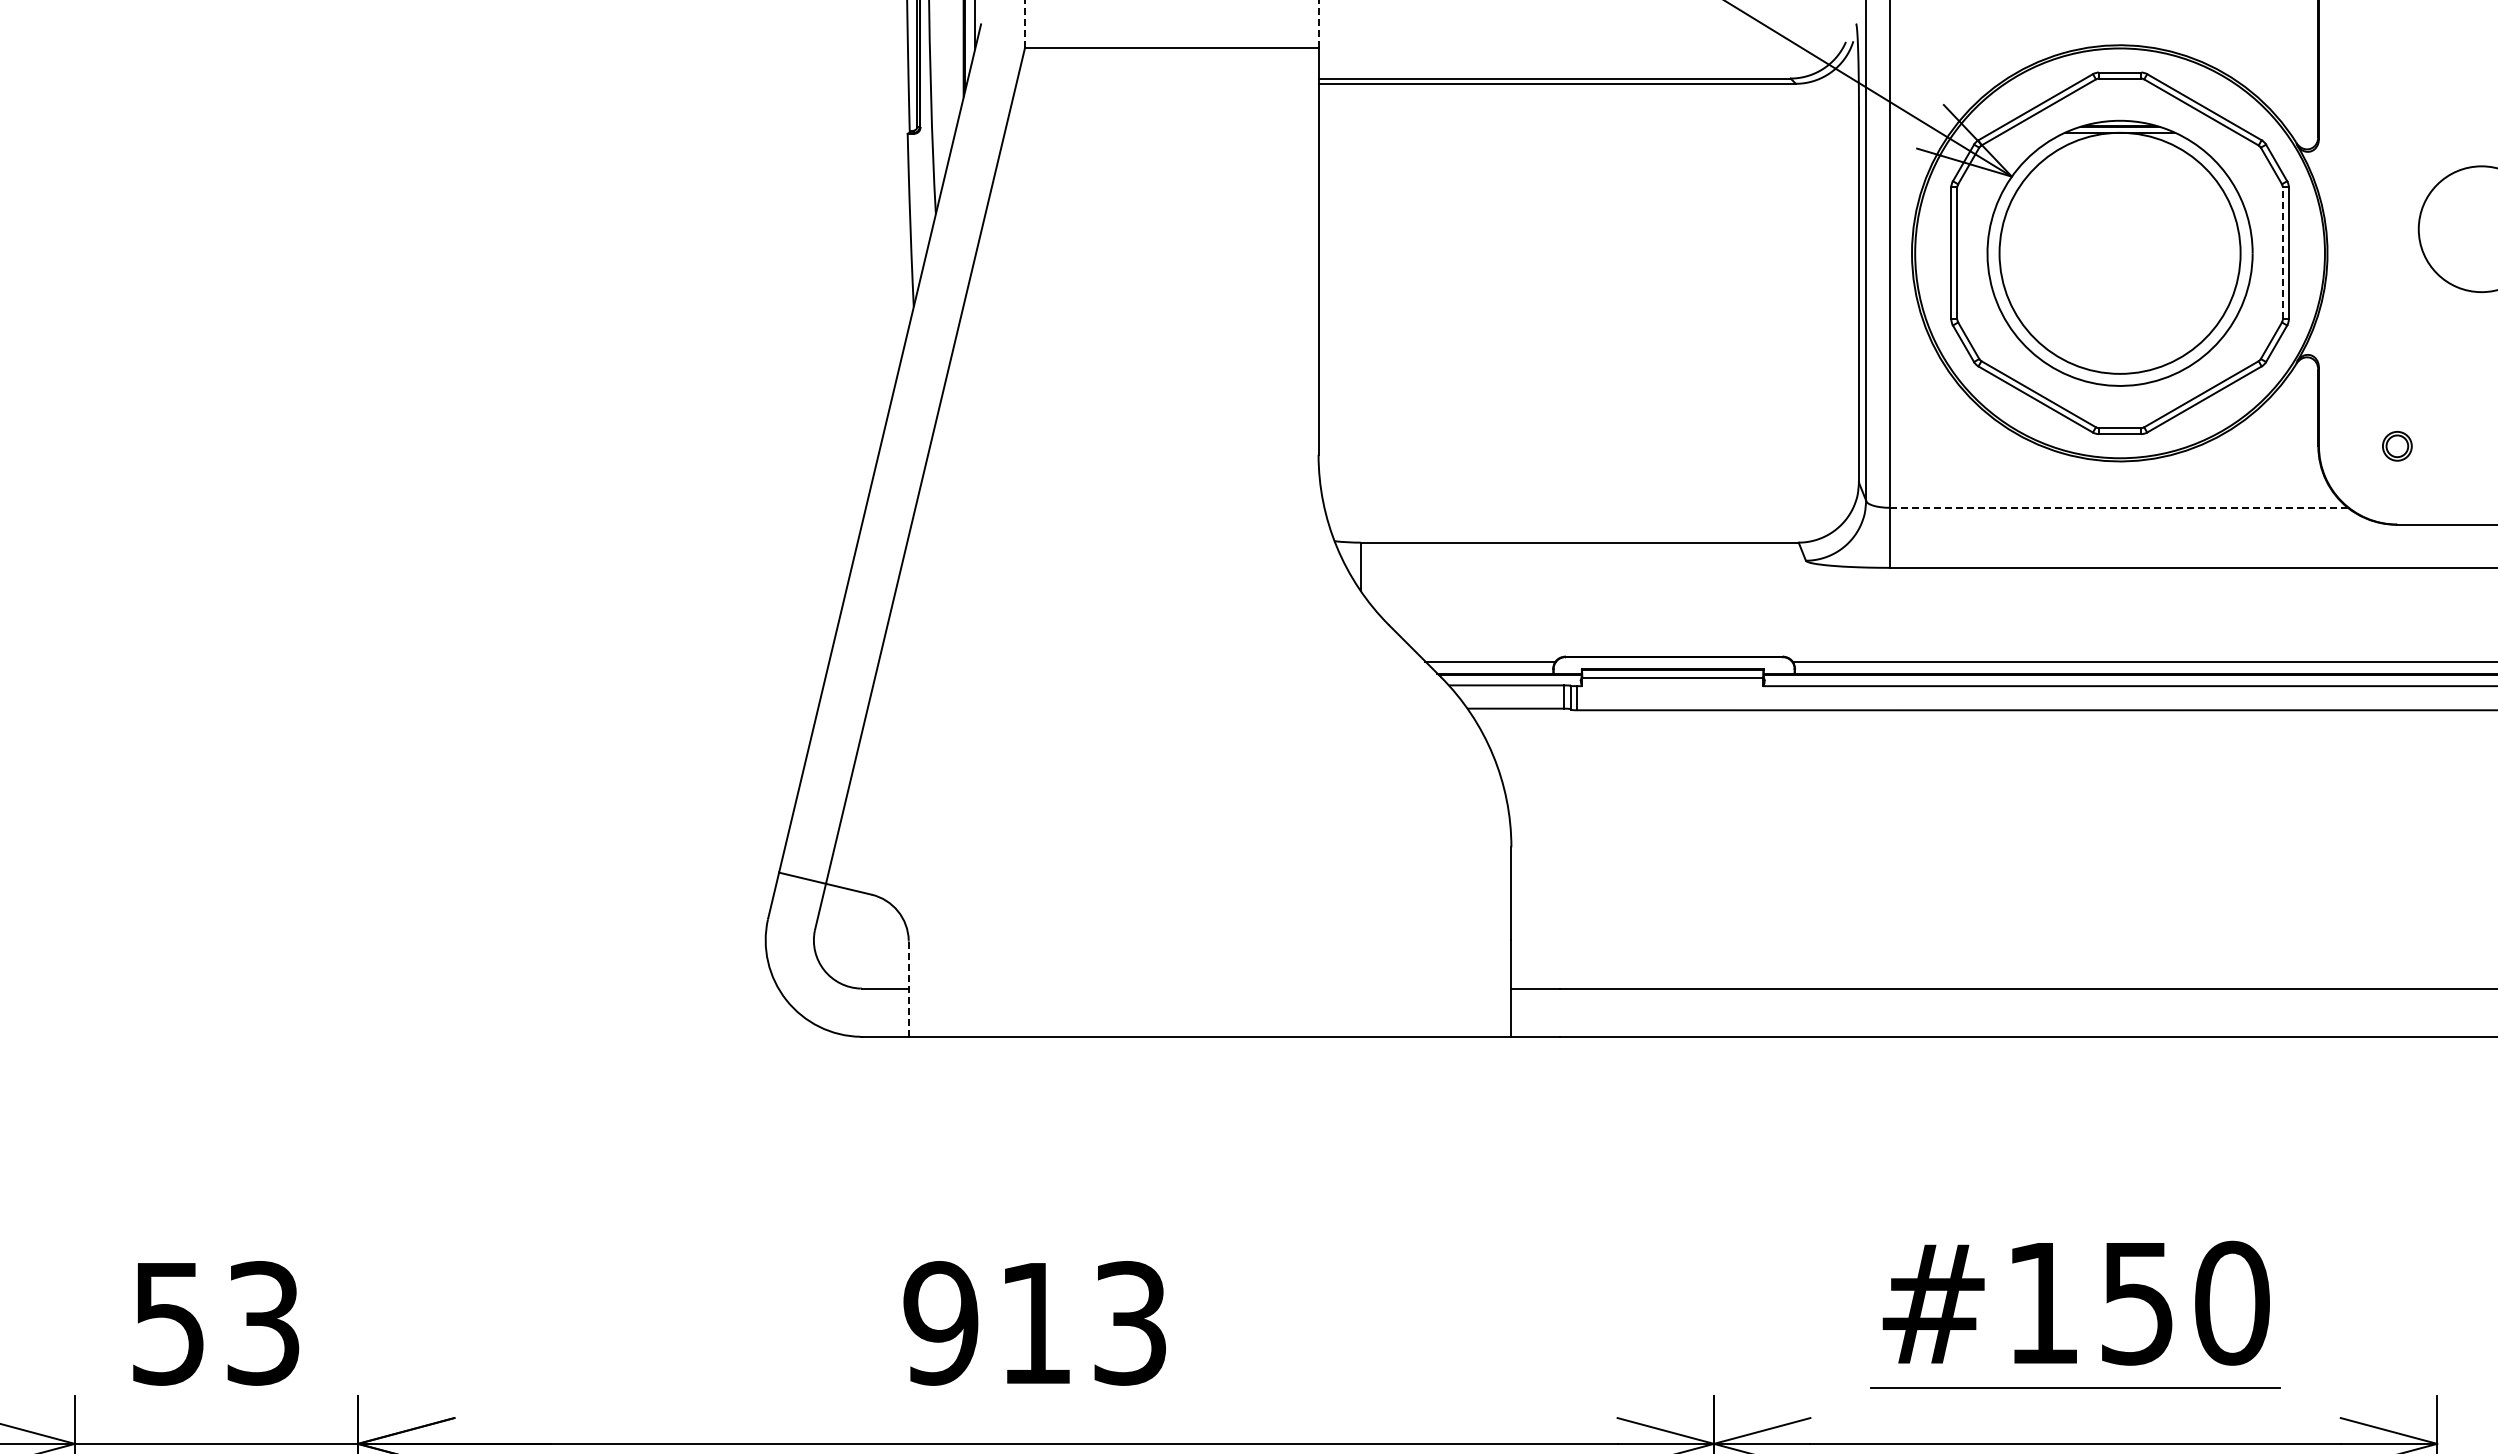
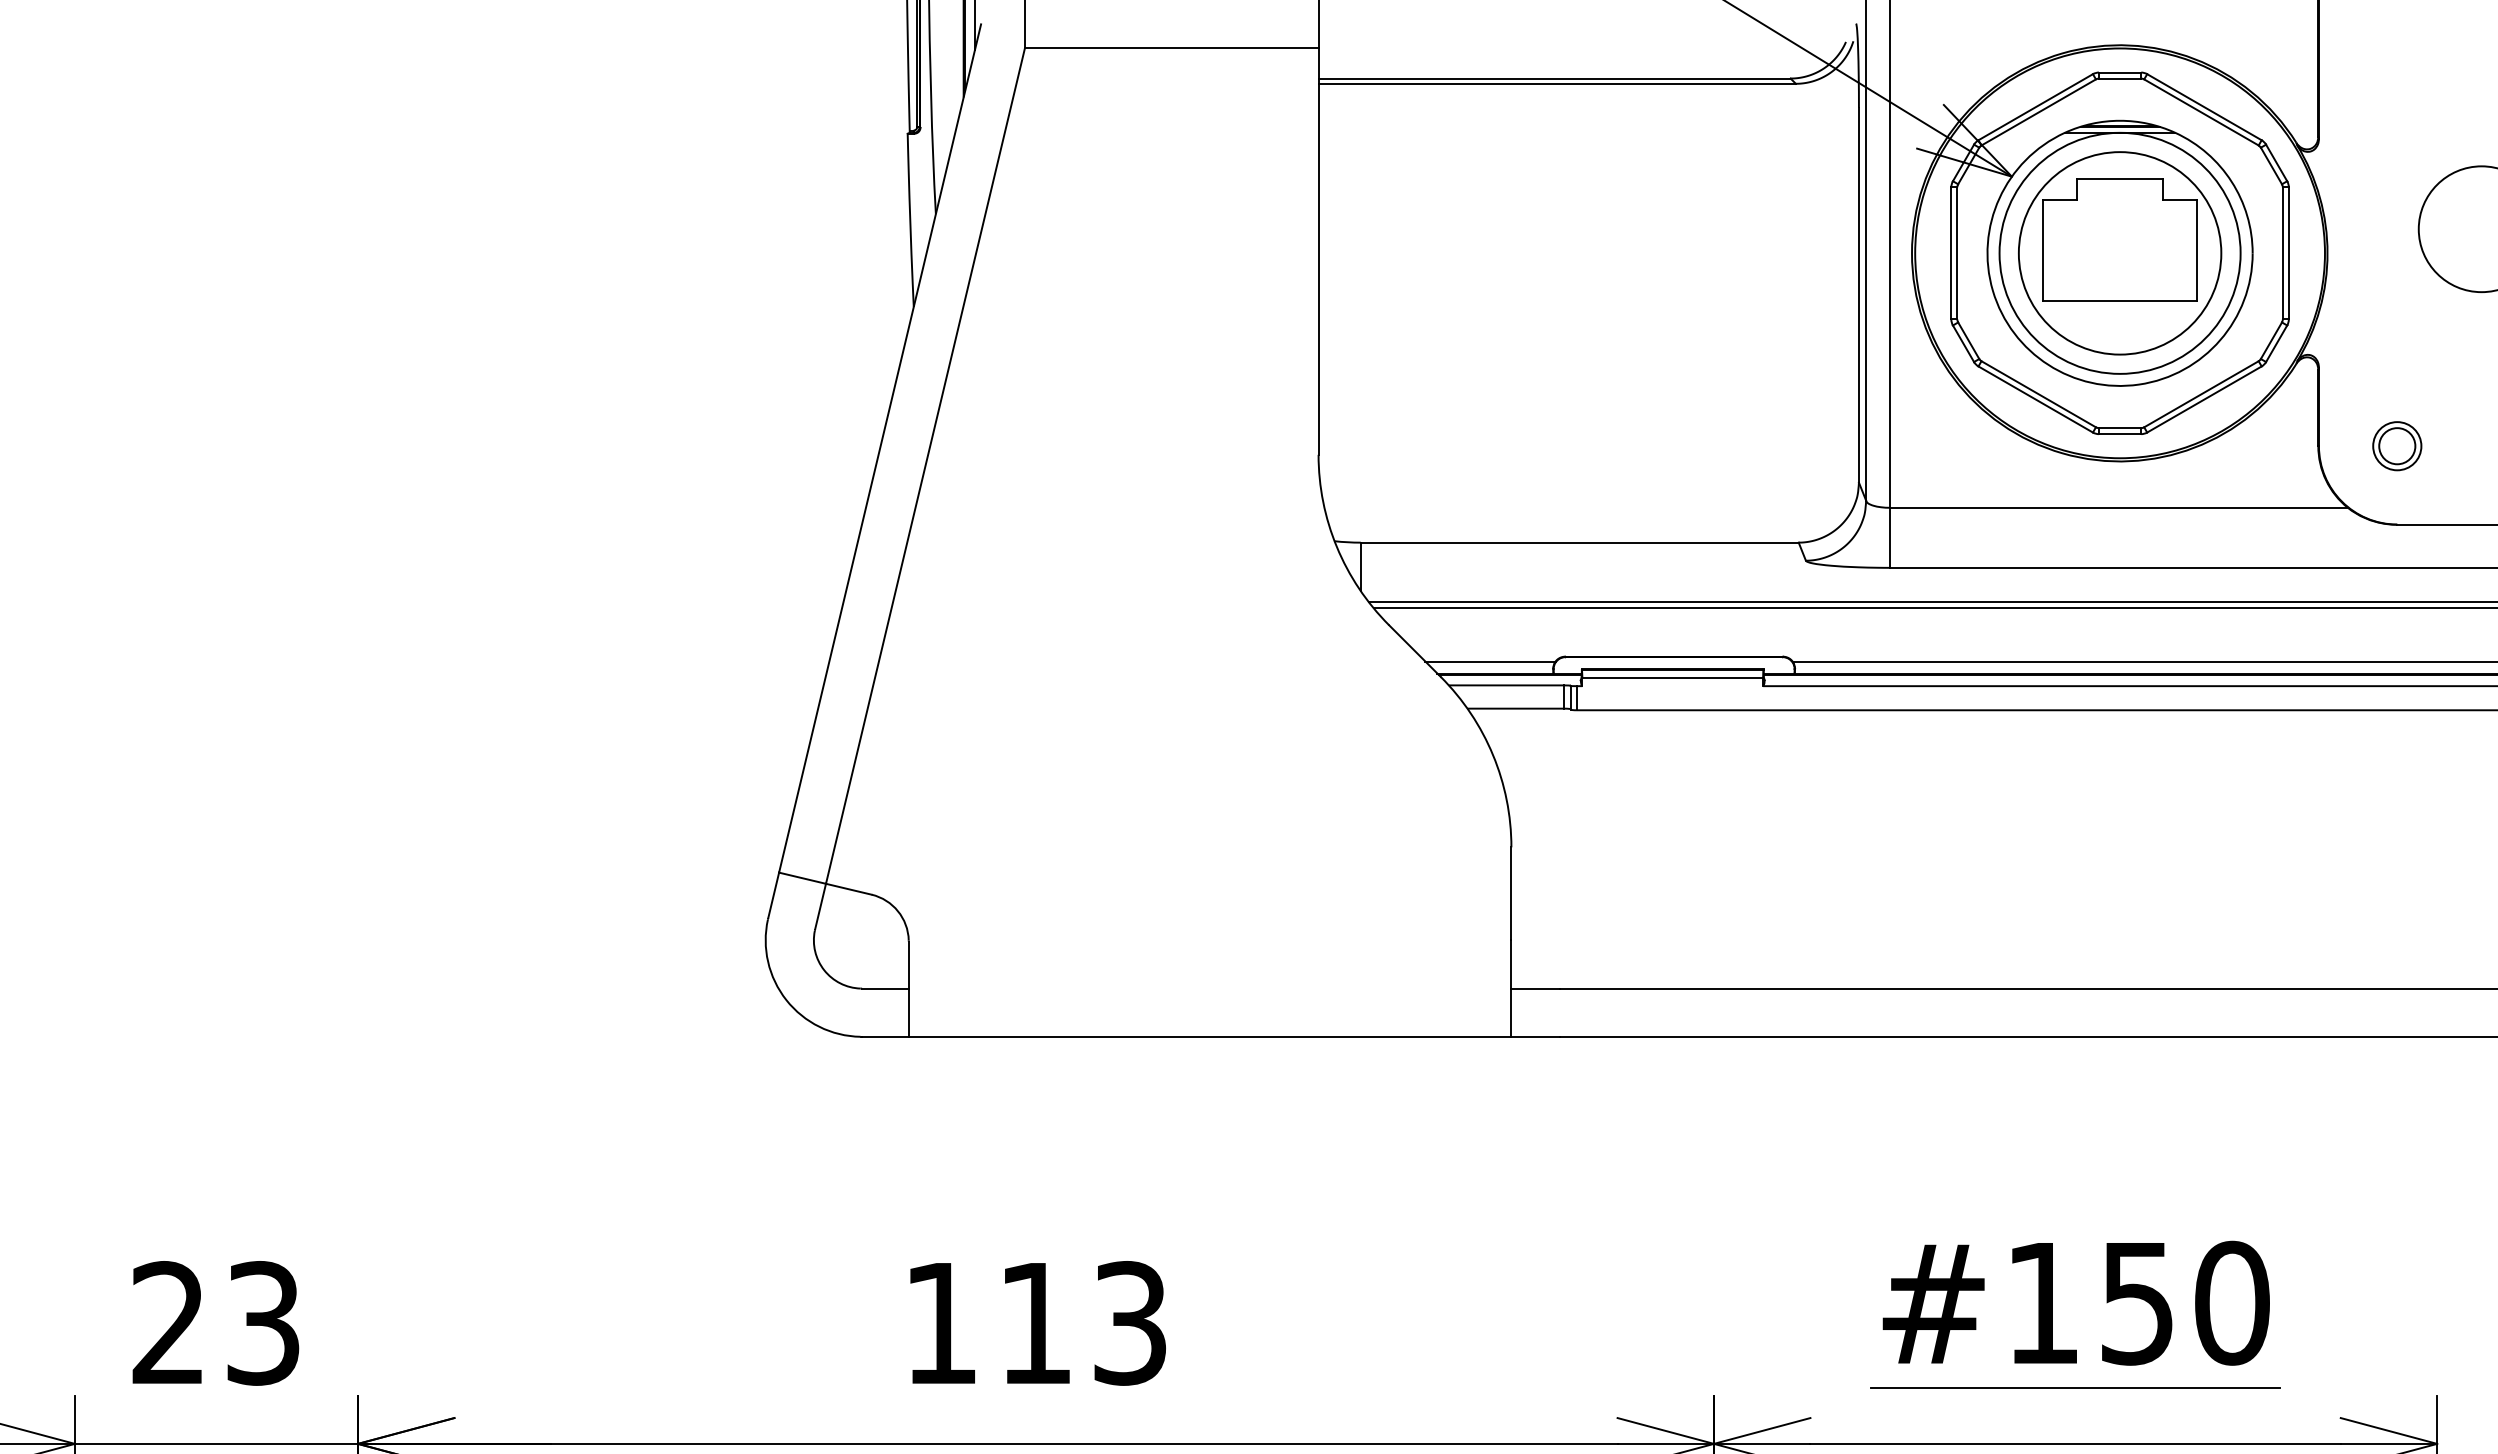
line: dashed -> solid (1024, 24)
line: dashed -> solid (1318, 24)
line: dashed -> solid (2282, 252)
part: none -> present (2120, 253)
part size: 31x31 px -> 51x51 px (2397, 446)
line: dashed -> solid (2119, 507)
line: none -> present (1931, 602)
line: none -> present (1933, 608)
line: dashed -> solid (908, 989)
text: 53 -> 23 (167, 1323)
text: 913 -> 113 (940, 1323)
